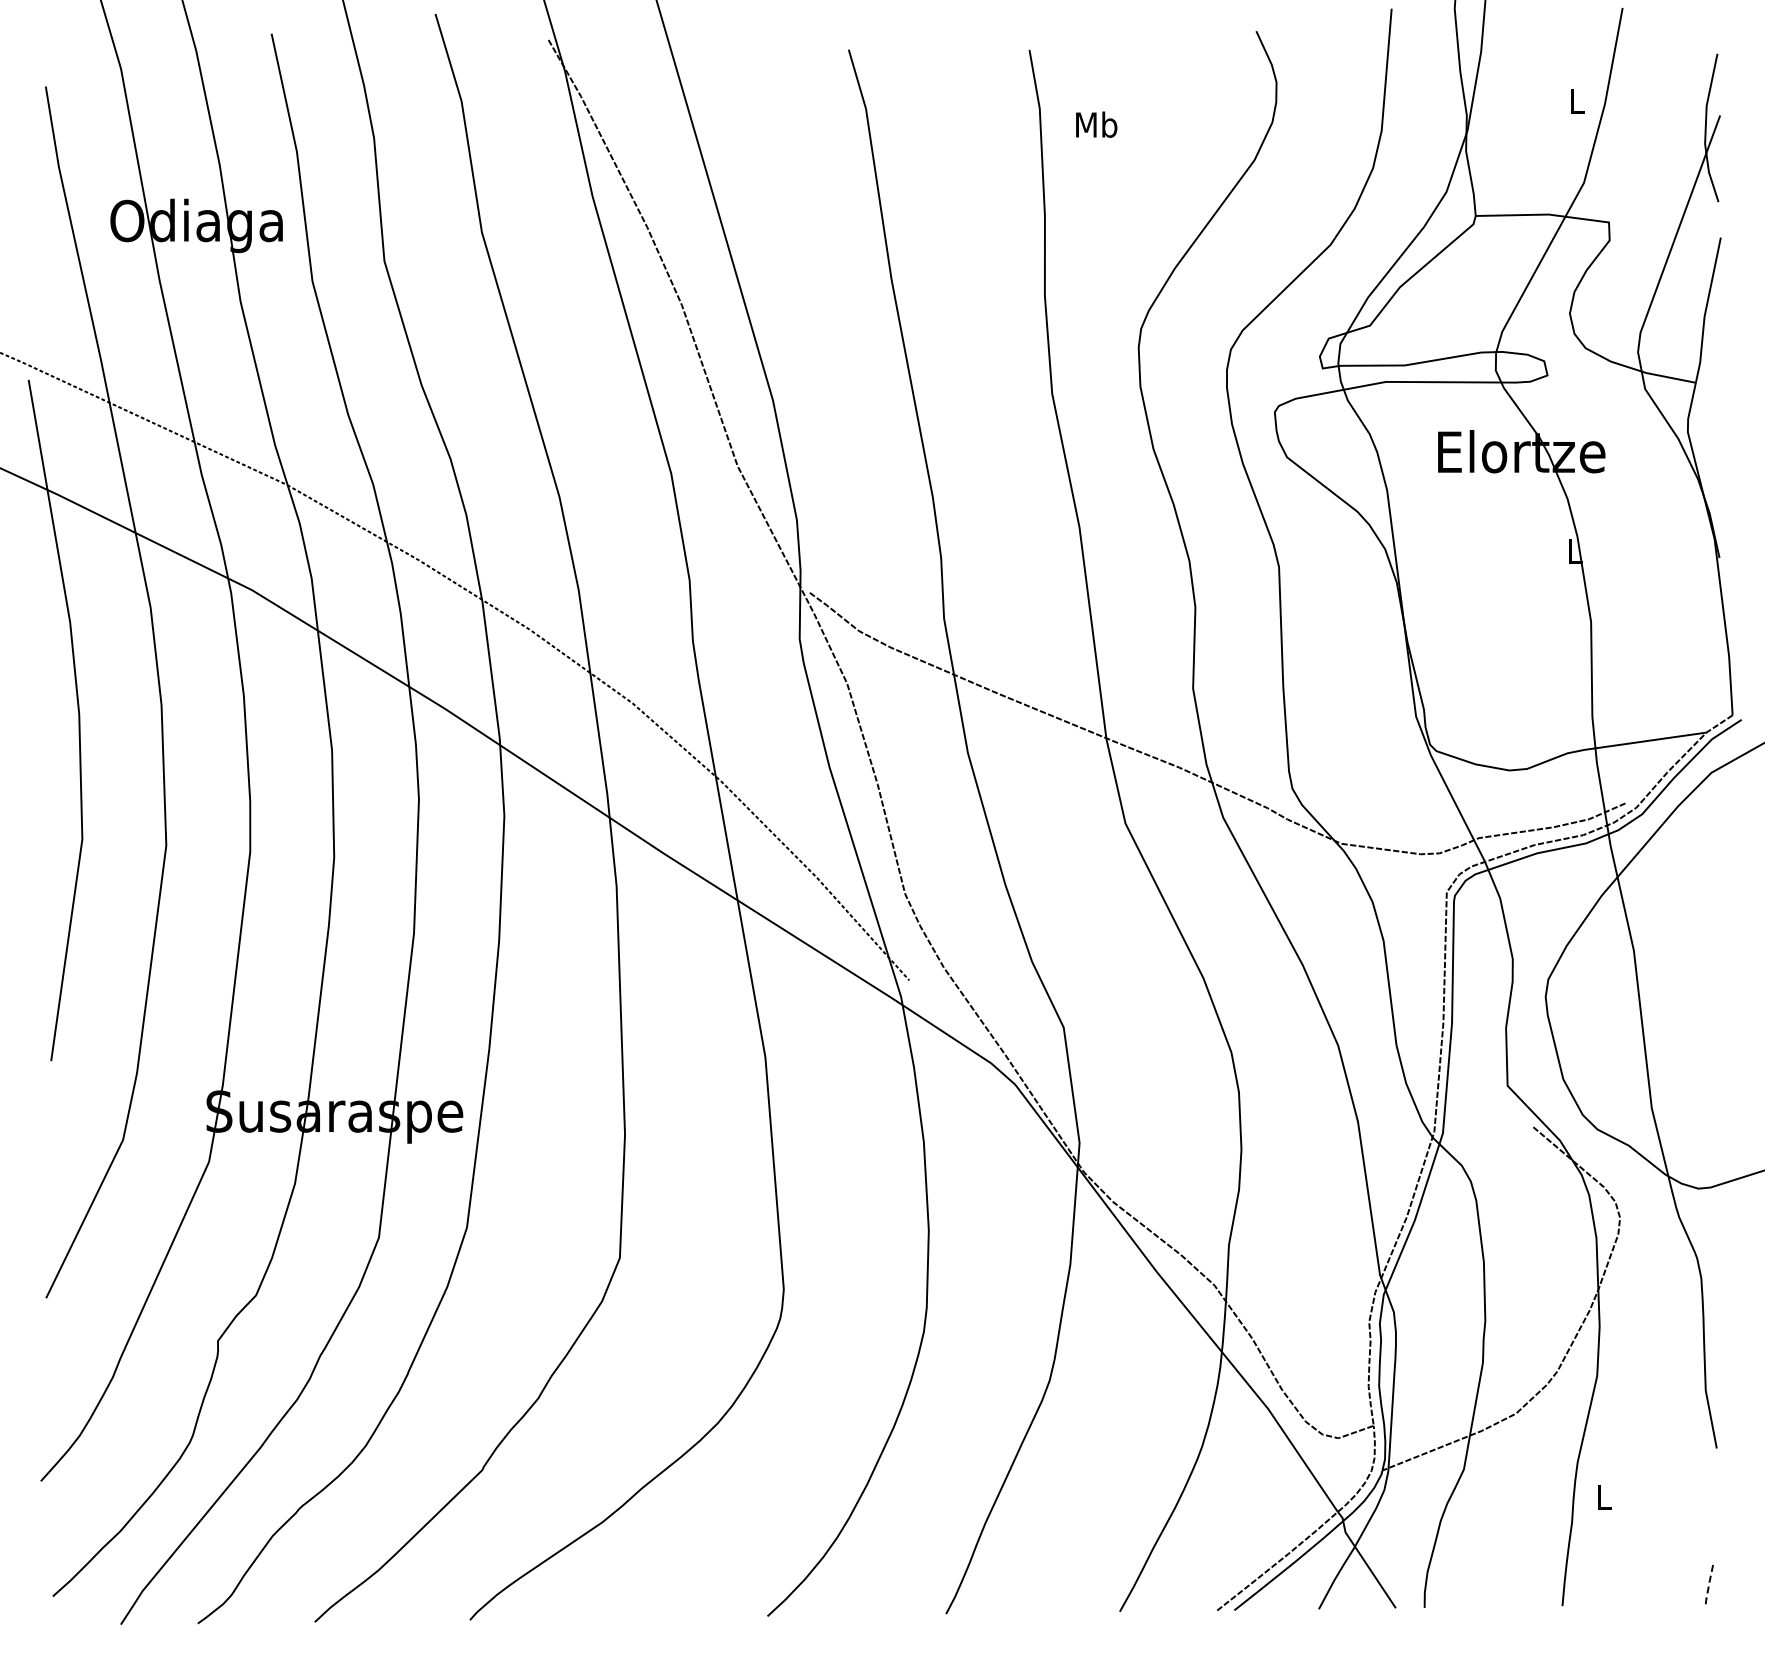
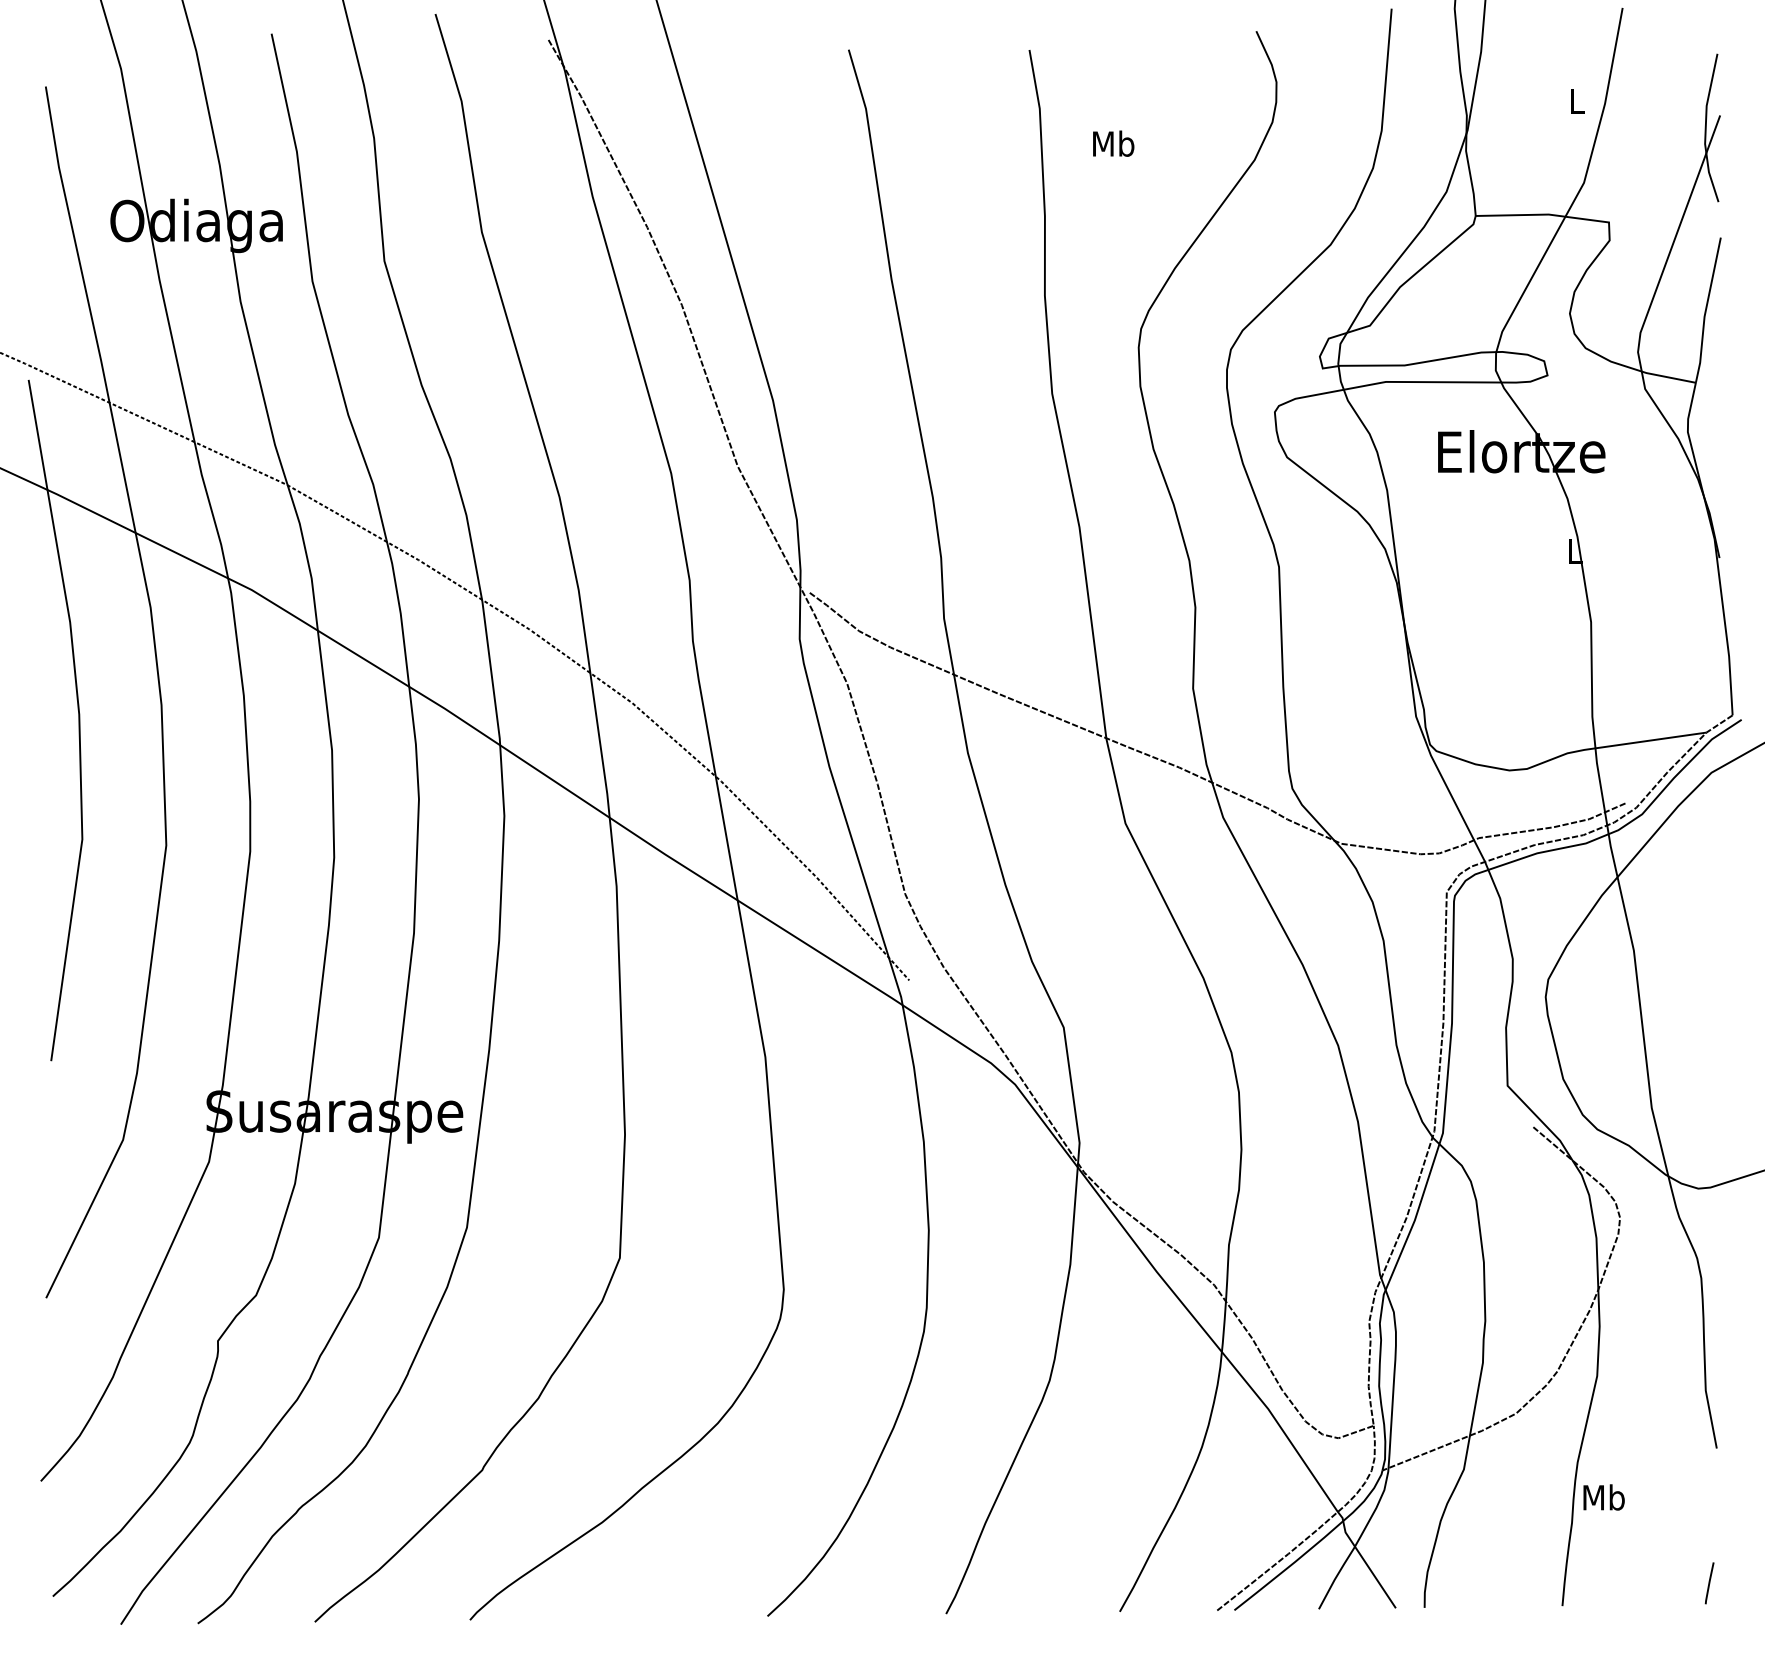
text position: (1096, 124) -> (1113, 143) (1113, 143)
text: L -> Mb (1603, 1497)
line: dashed -> solid (1709, 1583)
